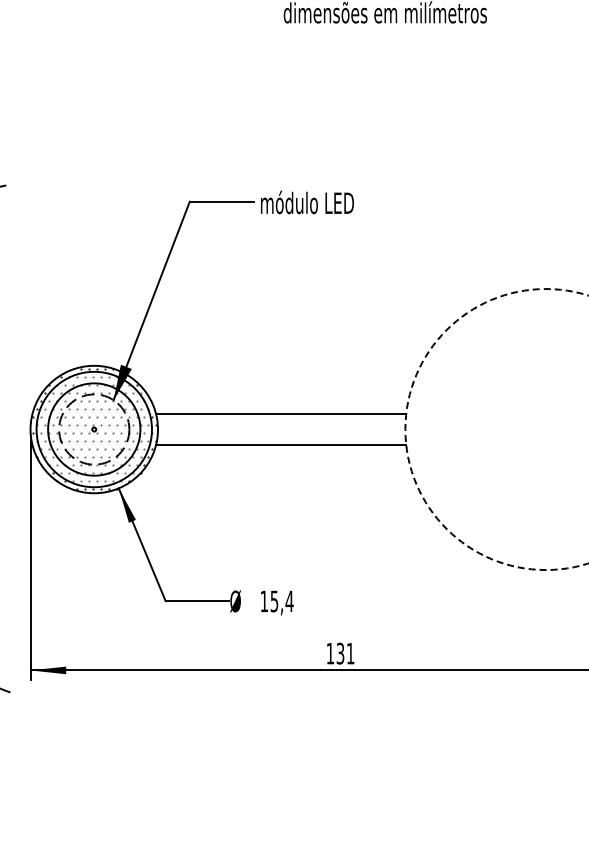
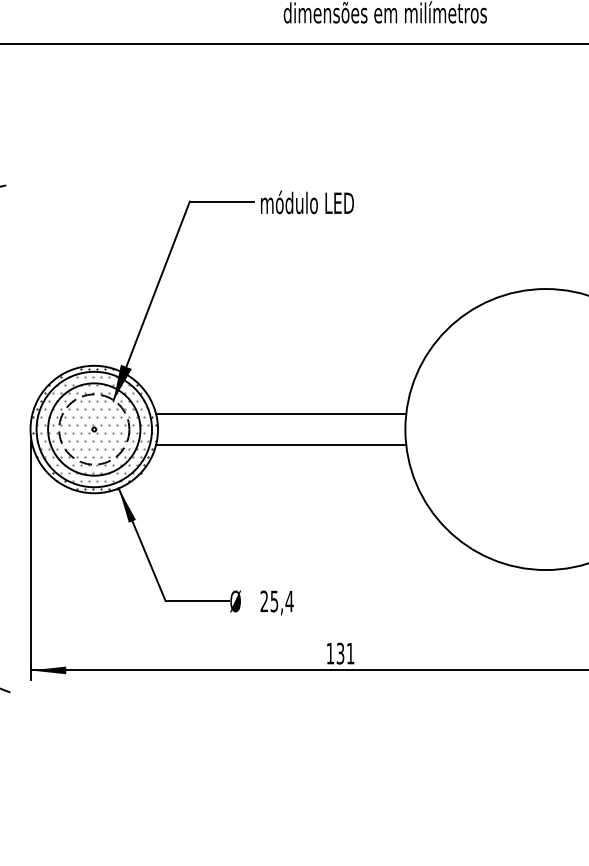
line: none -> present (293, 44)
circle: dashed -> solid (496, 429)
text: 15,4 -> 25,4 (263, 600)
